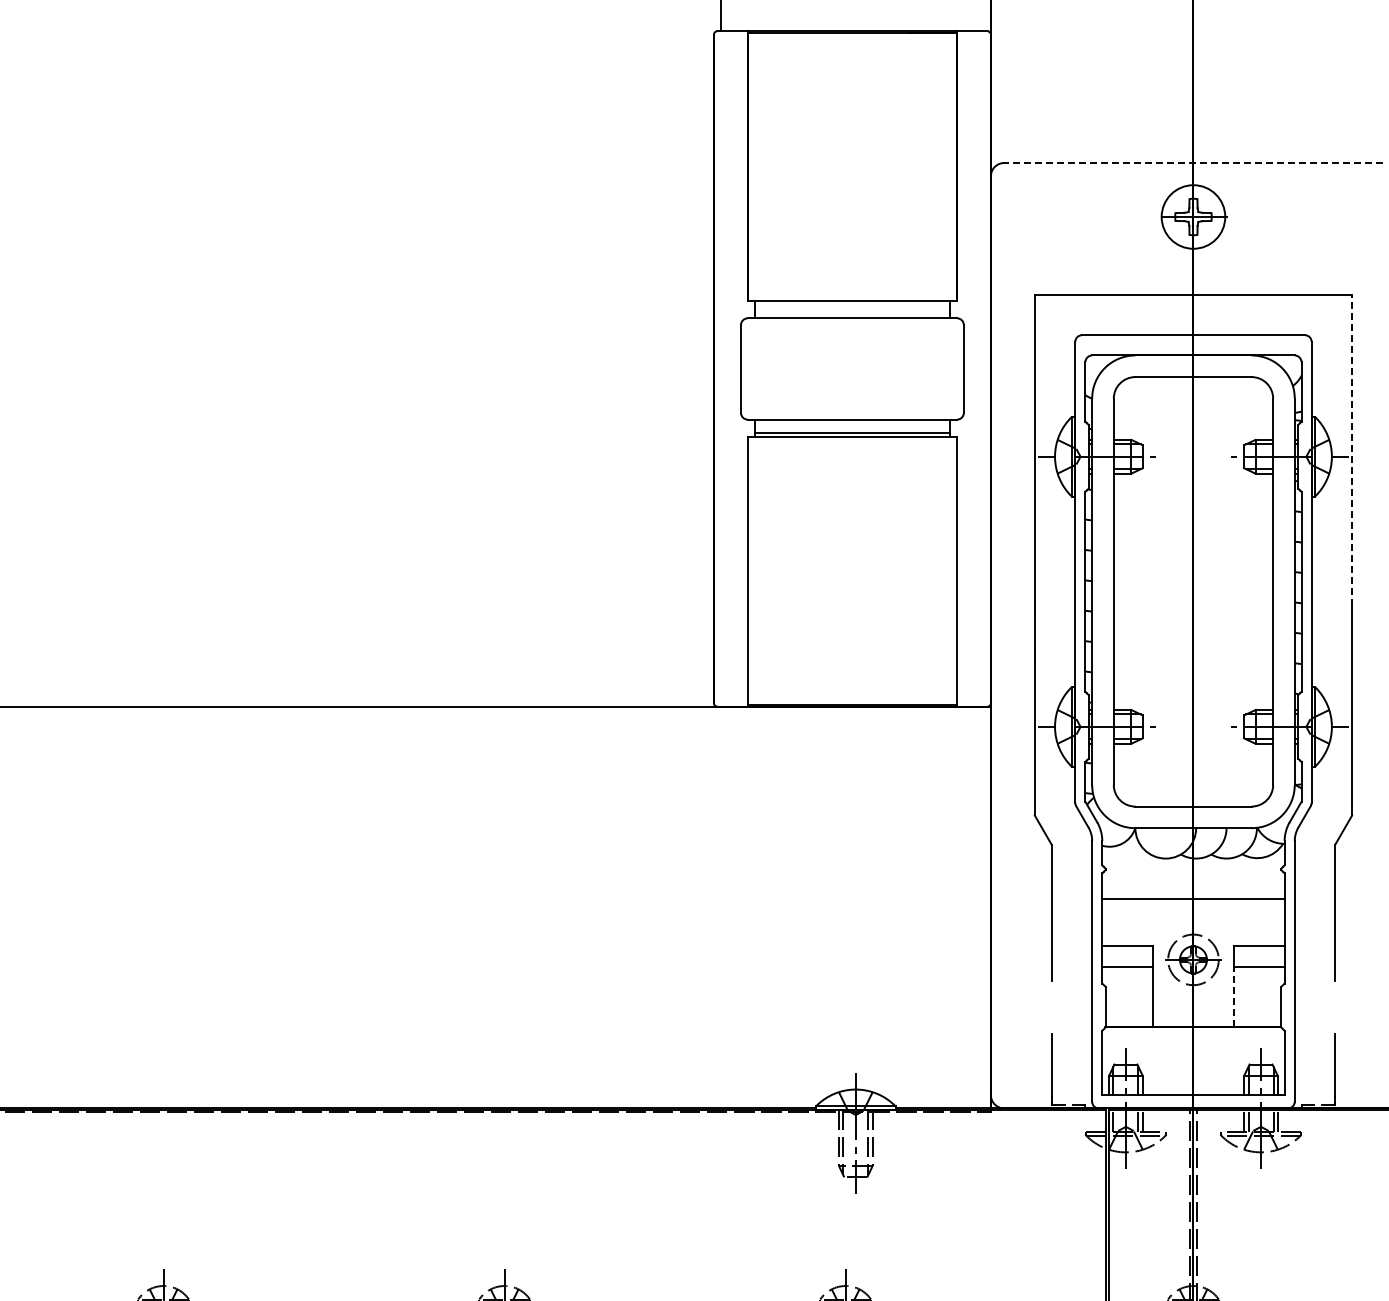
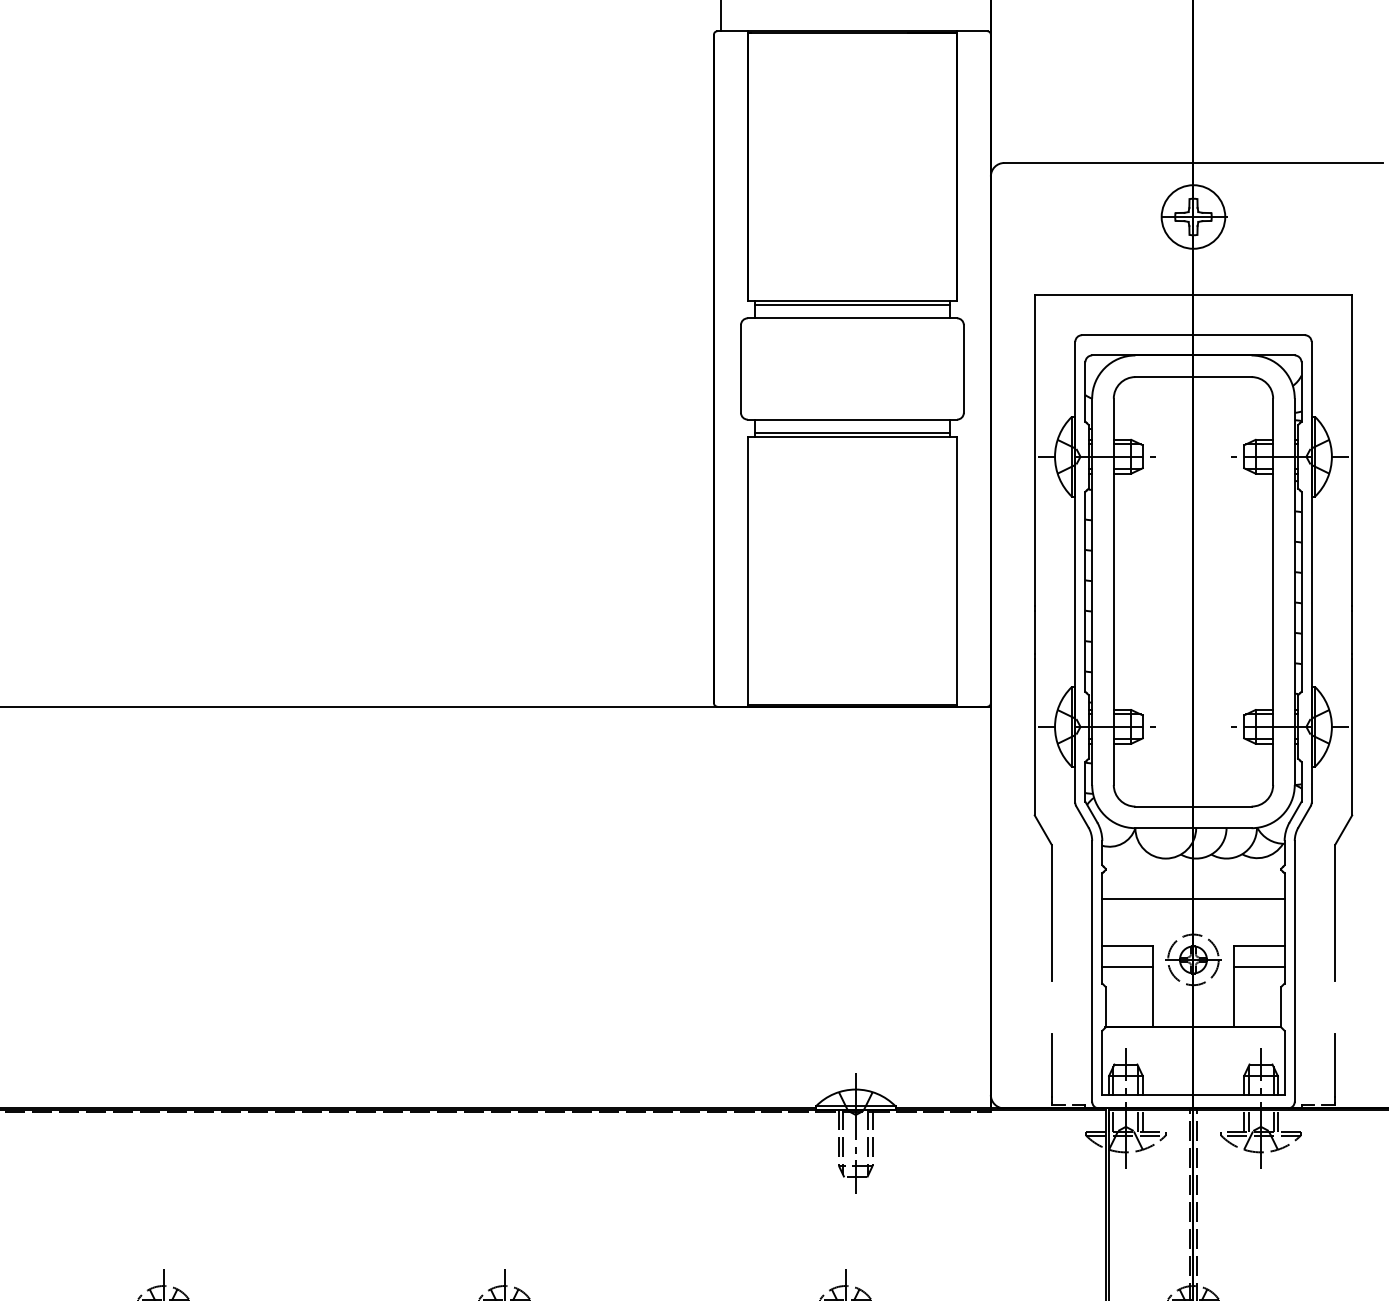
line: dashed -> solid (1192, 162)
line: none -> present (852, 304)
line: dashed -> solid (1352, 450)
line: dashed -> solid (1233, 996)
